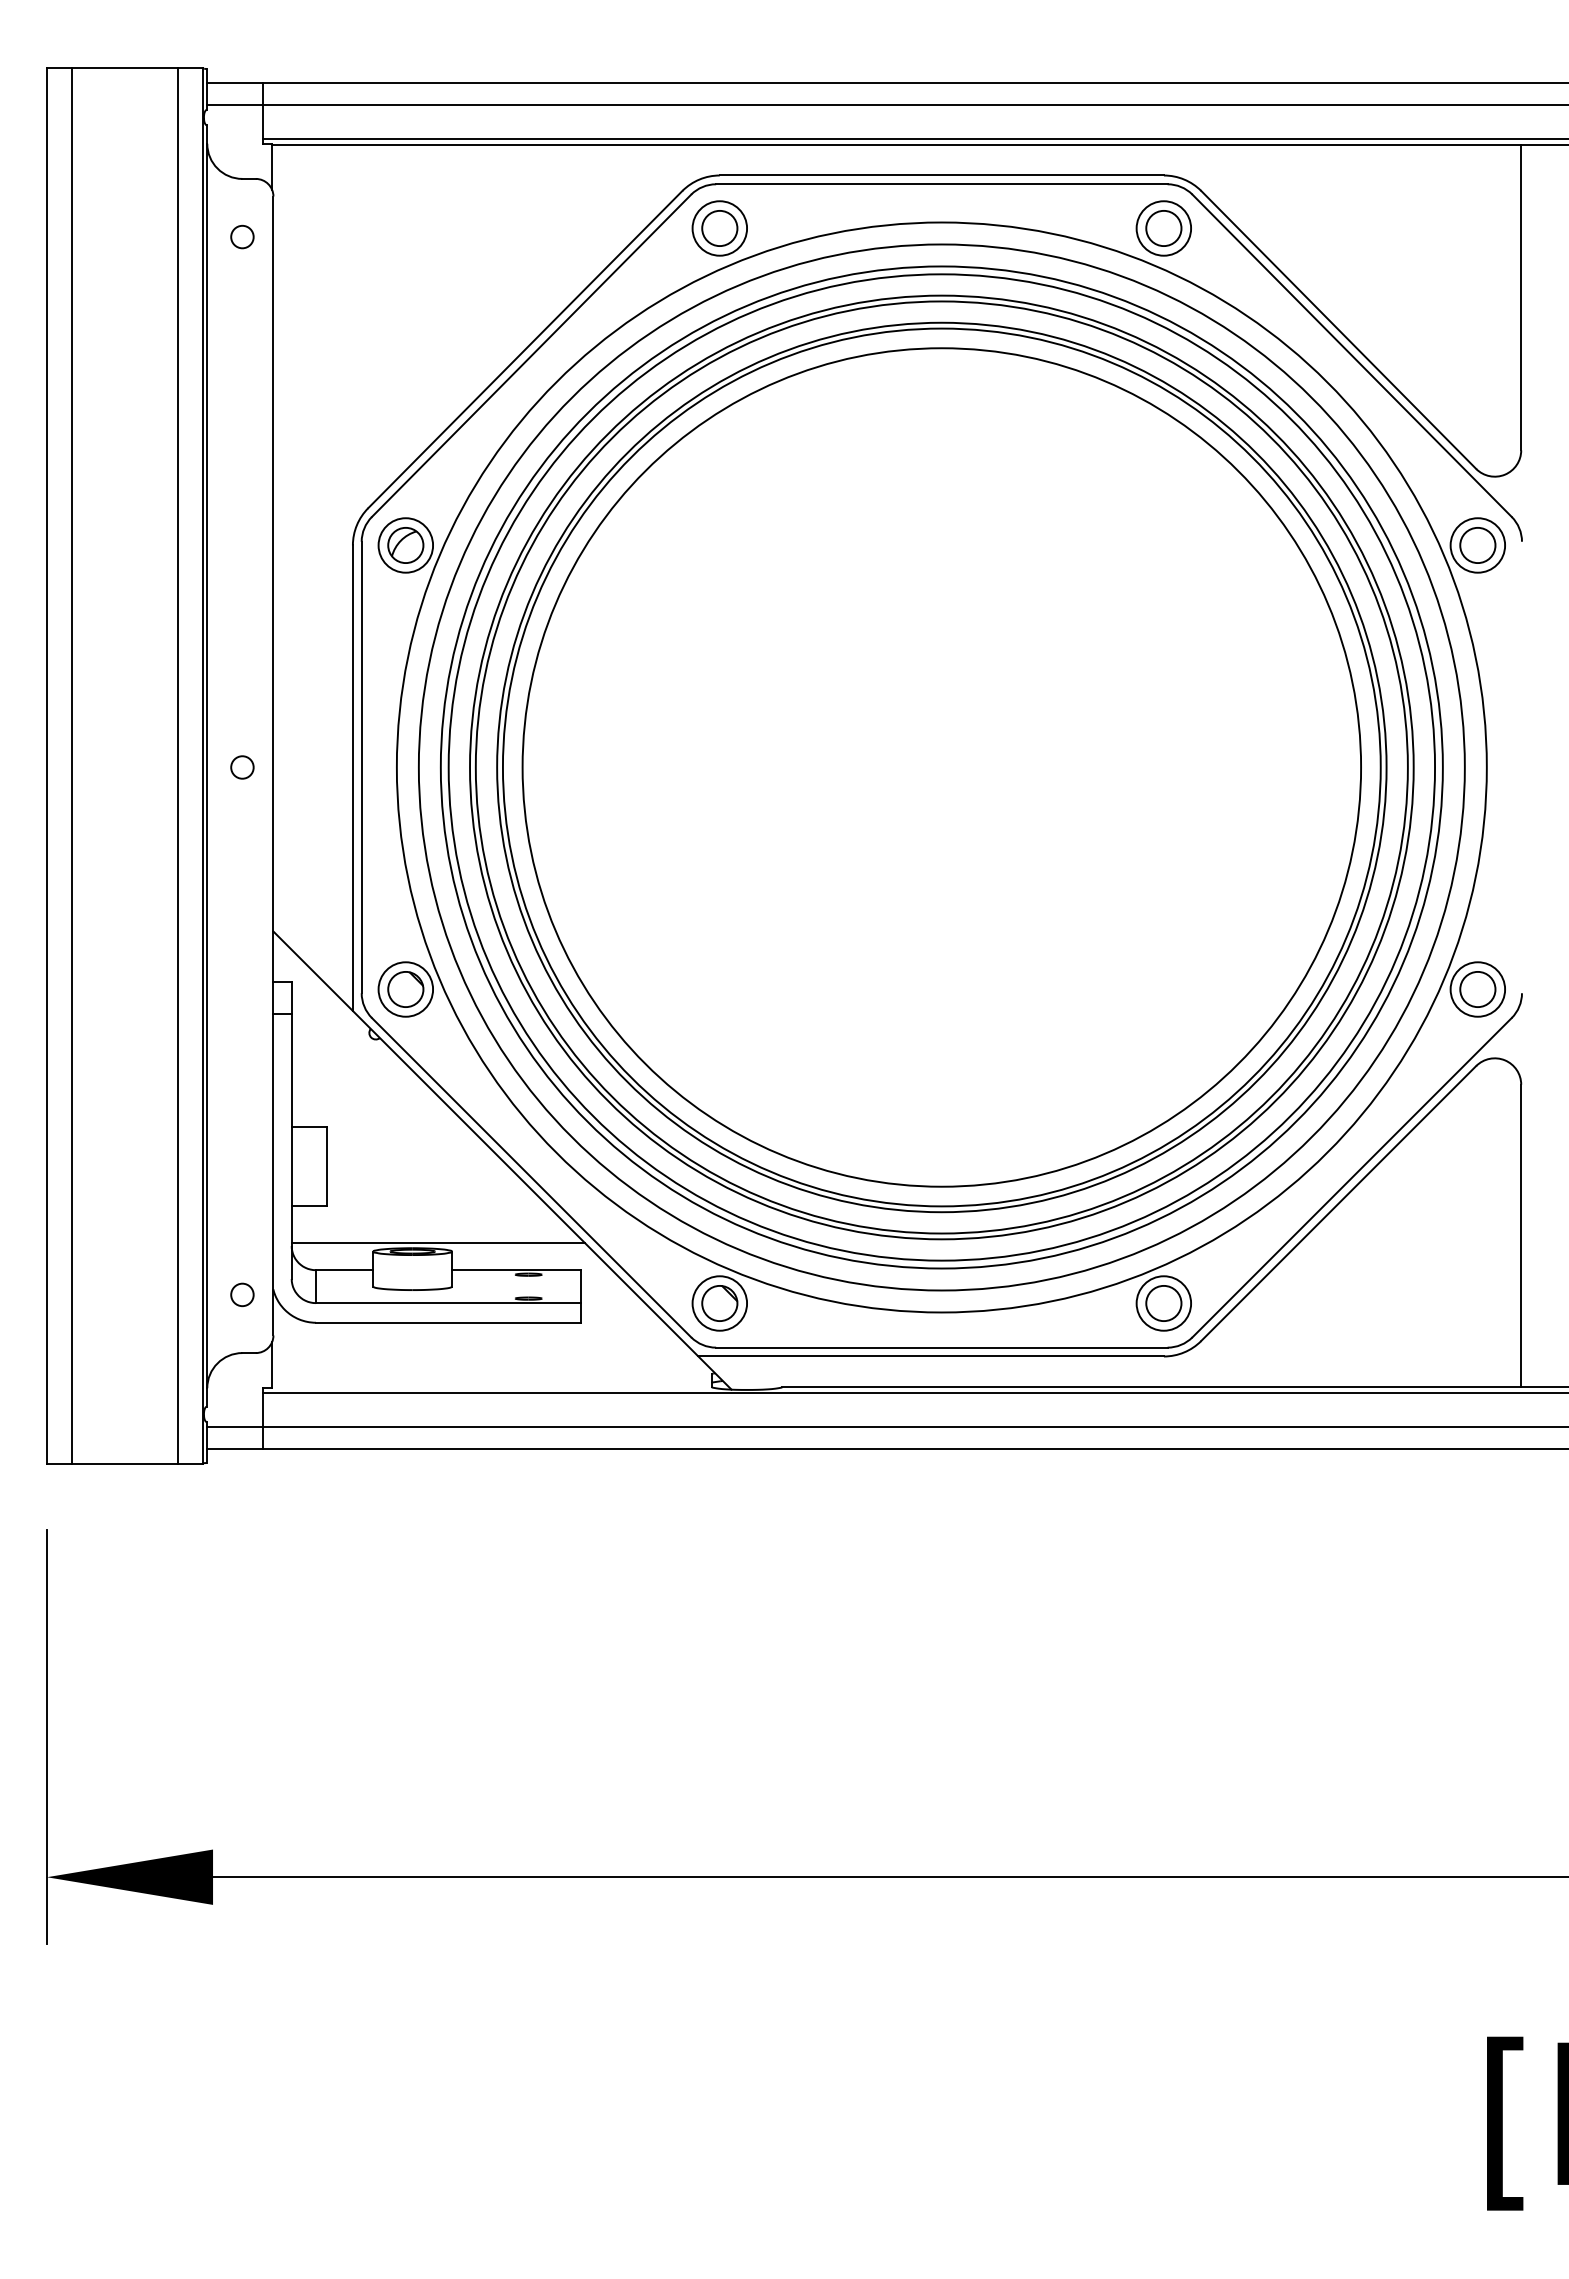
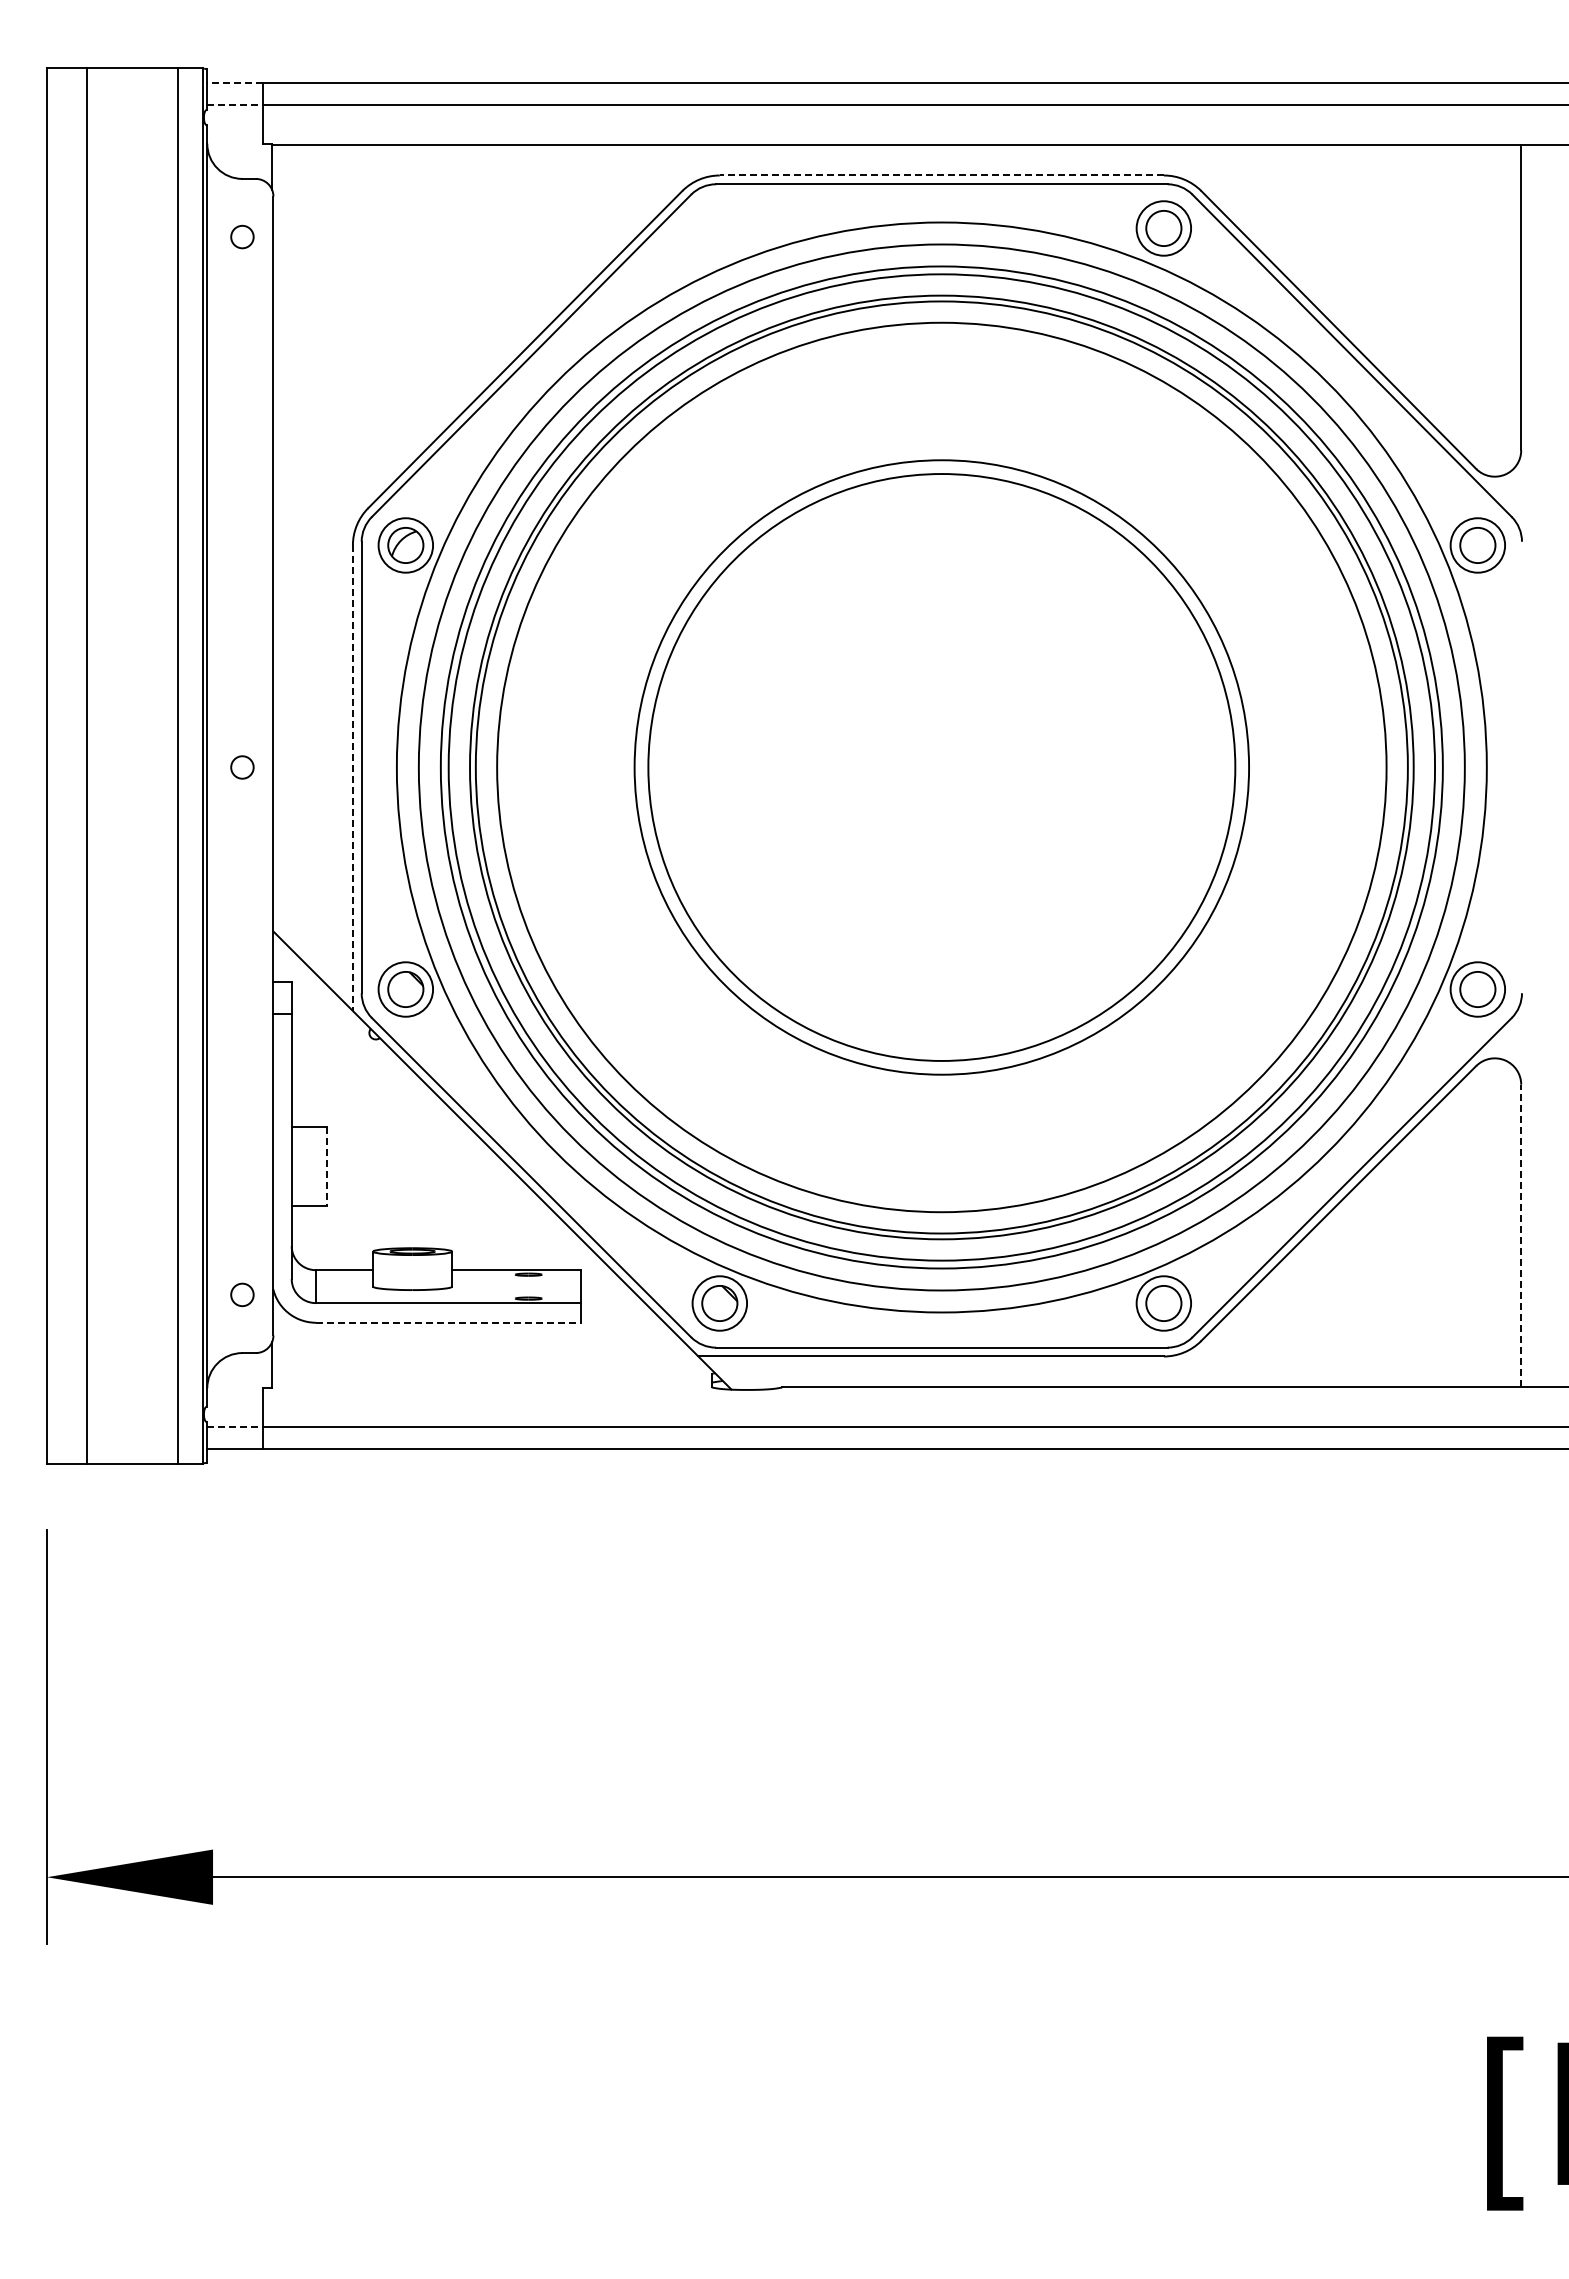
line: solid -> dashed (235, 82)
line: solid -> dashed (235, 105)
line: present -> none (914, 139)
line: solid -> dashed (941, 175)
part: present -> none (719, 228)
line position: (72, 765) -> (87, 765) (87, 765)
circle diameter: 838 px -> 587 px (941, 767)
circle diameter: 878 px -> 614 px (941, 767)
line: solid -> dashed (352, 778)
line: solid -> dashed (326, 1166)
line: solid -> dashed (1521, 1235)
line: present -> none (438, 1243)
line: solid -> dashed (448, 1322)
line: present -> none (914, 1392)
line: solid -> dashed (235, 1426)
